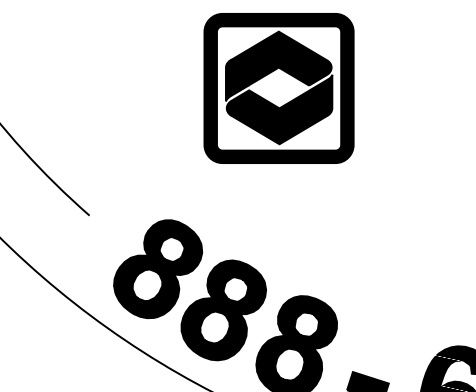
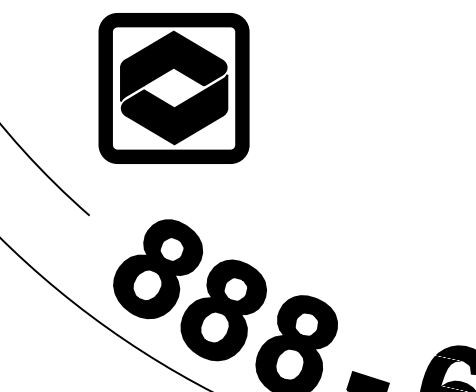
part position: (278, 88) -> (173, 88) (173, 88)
